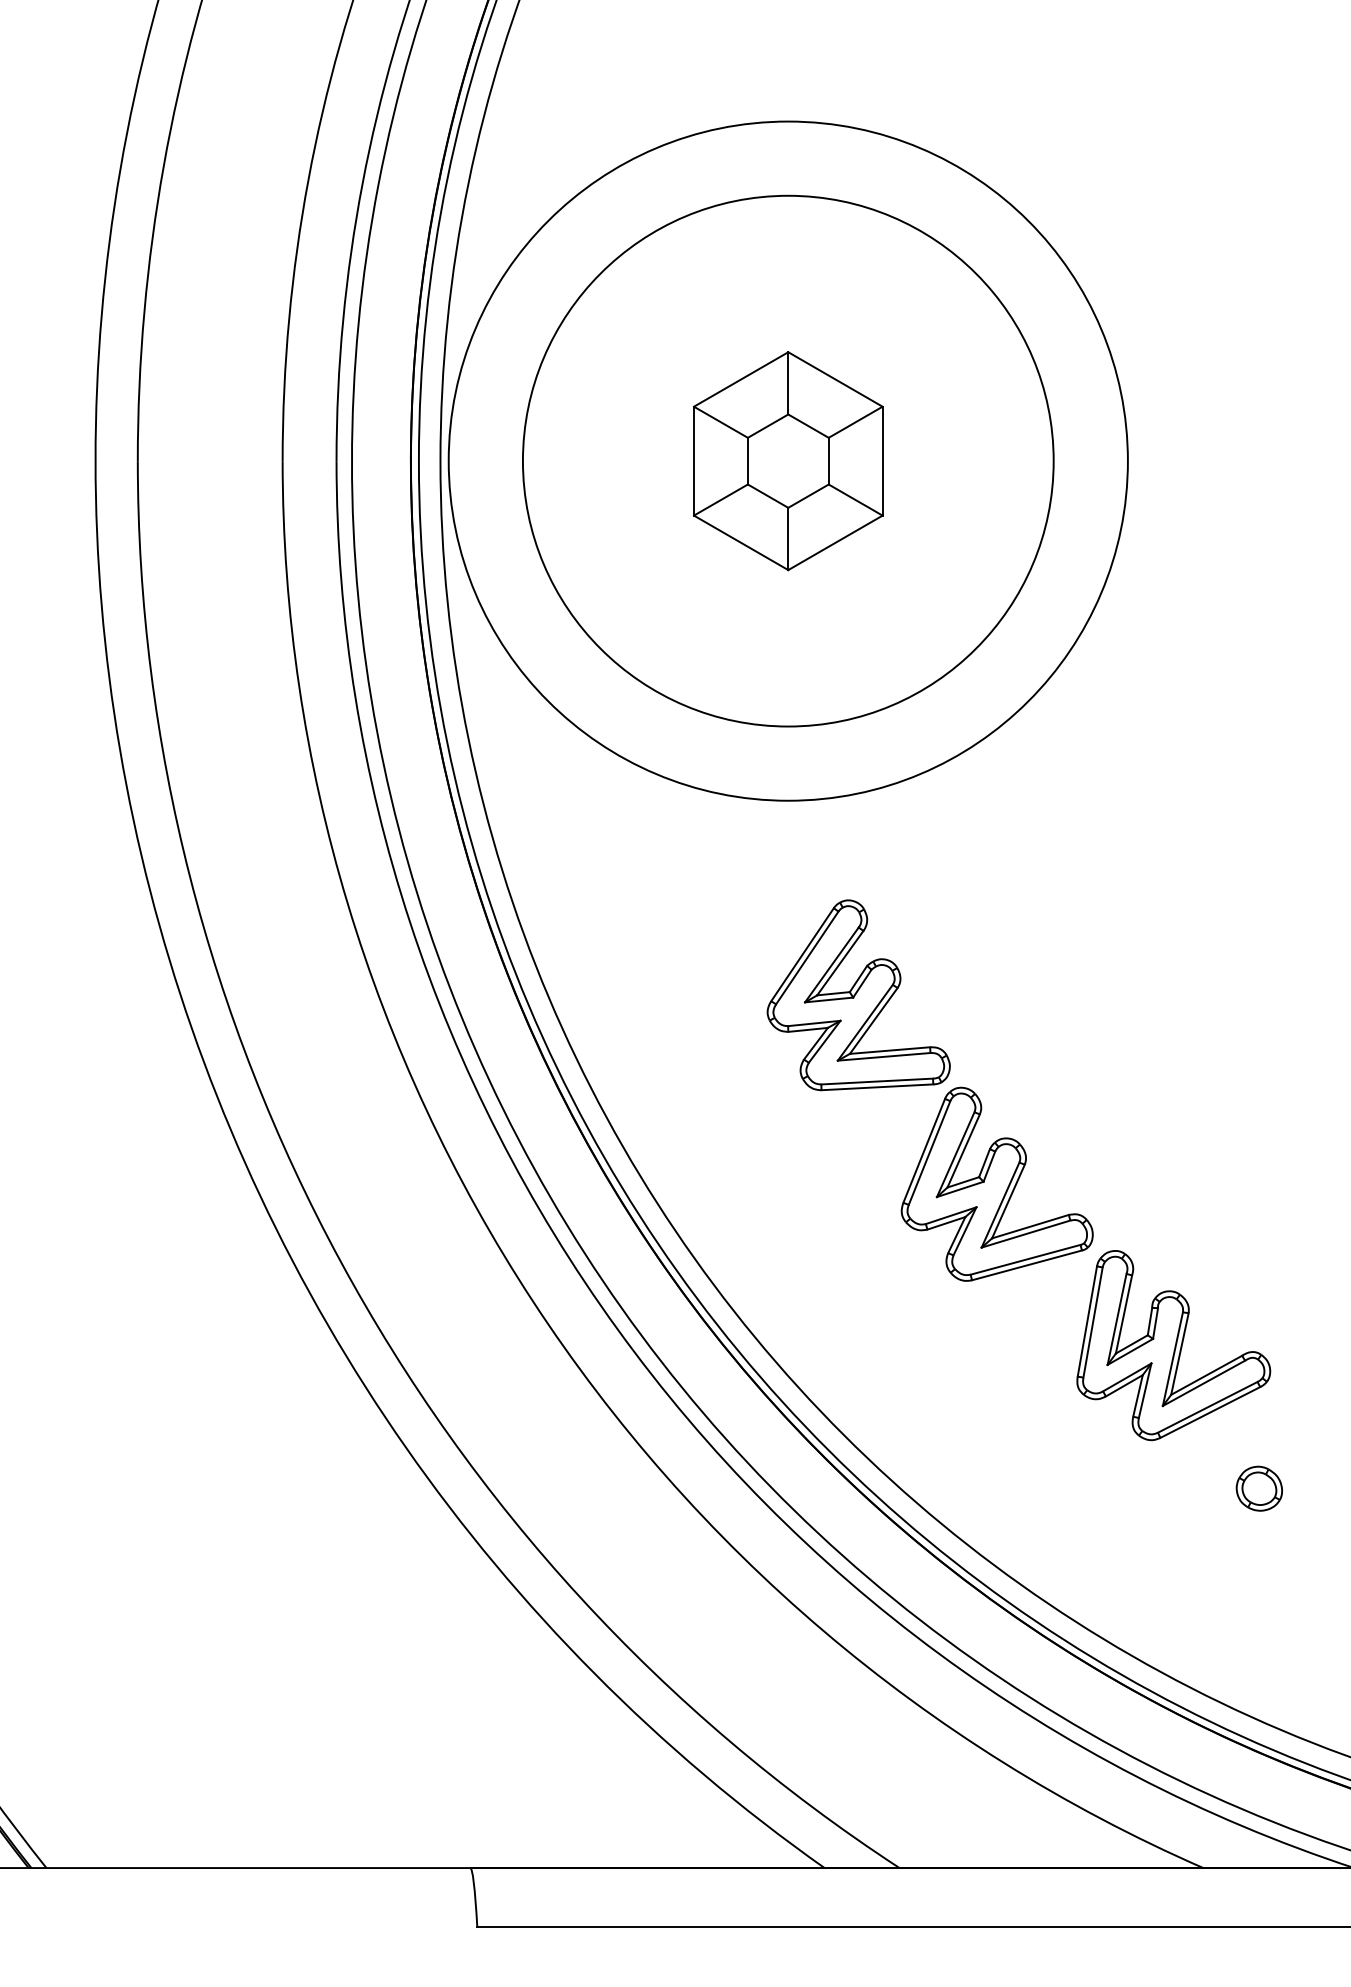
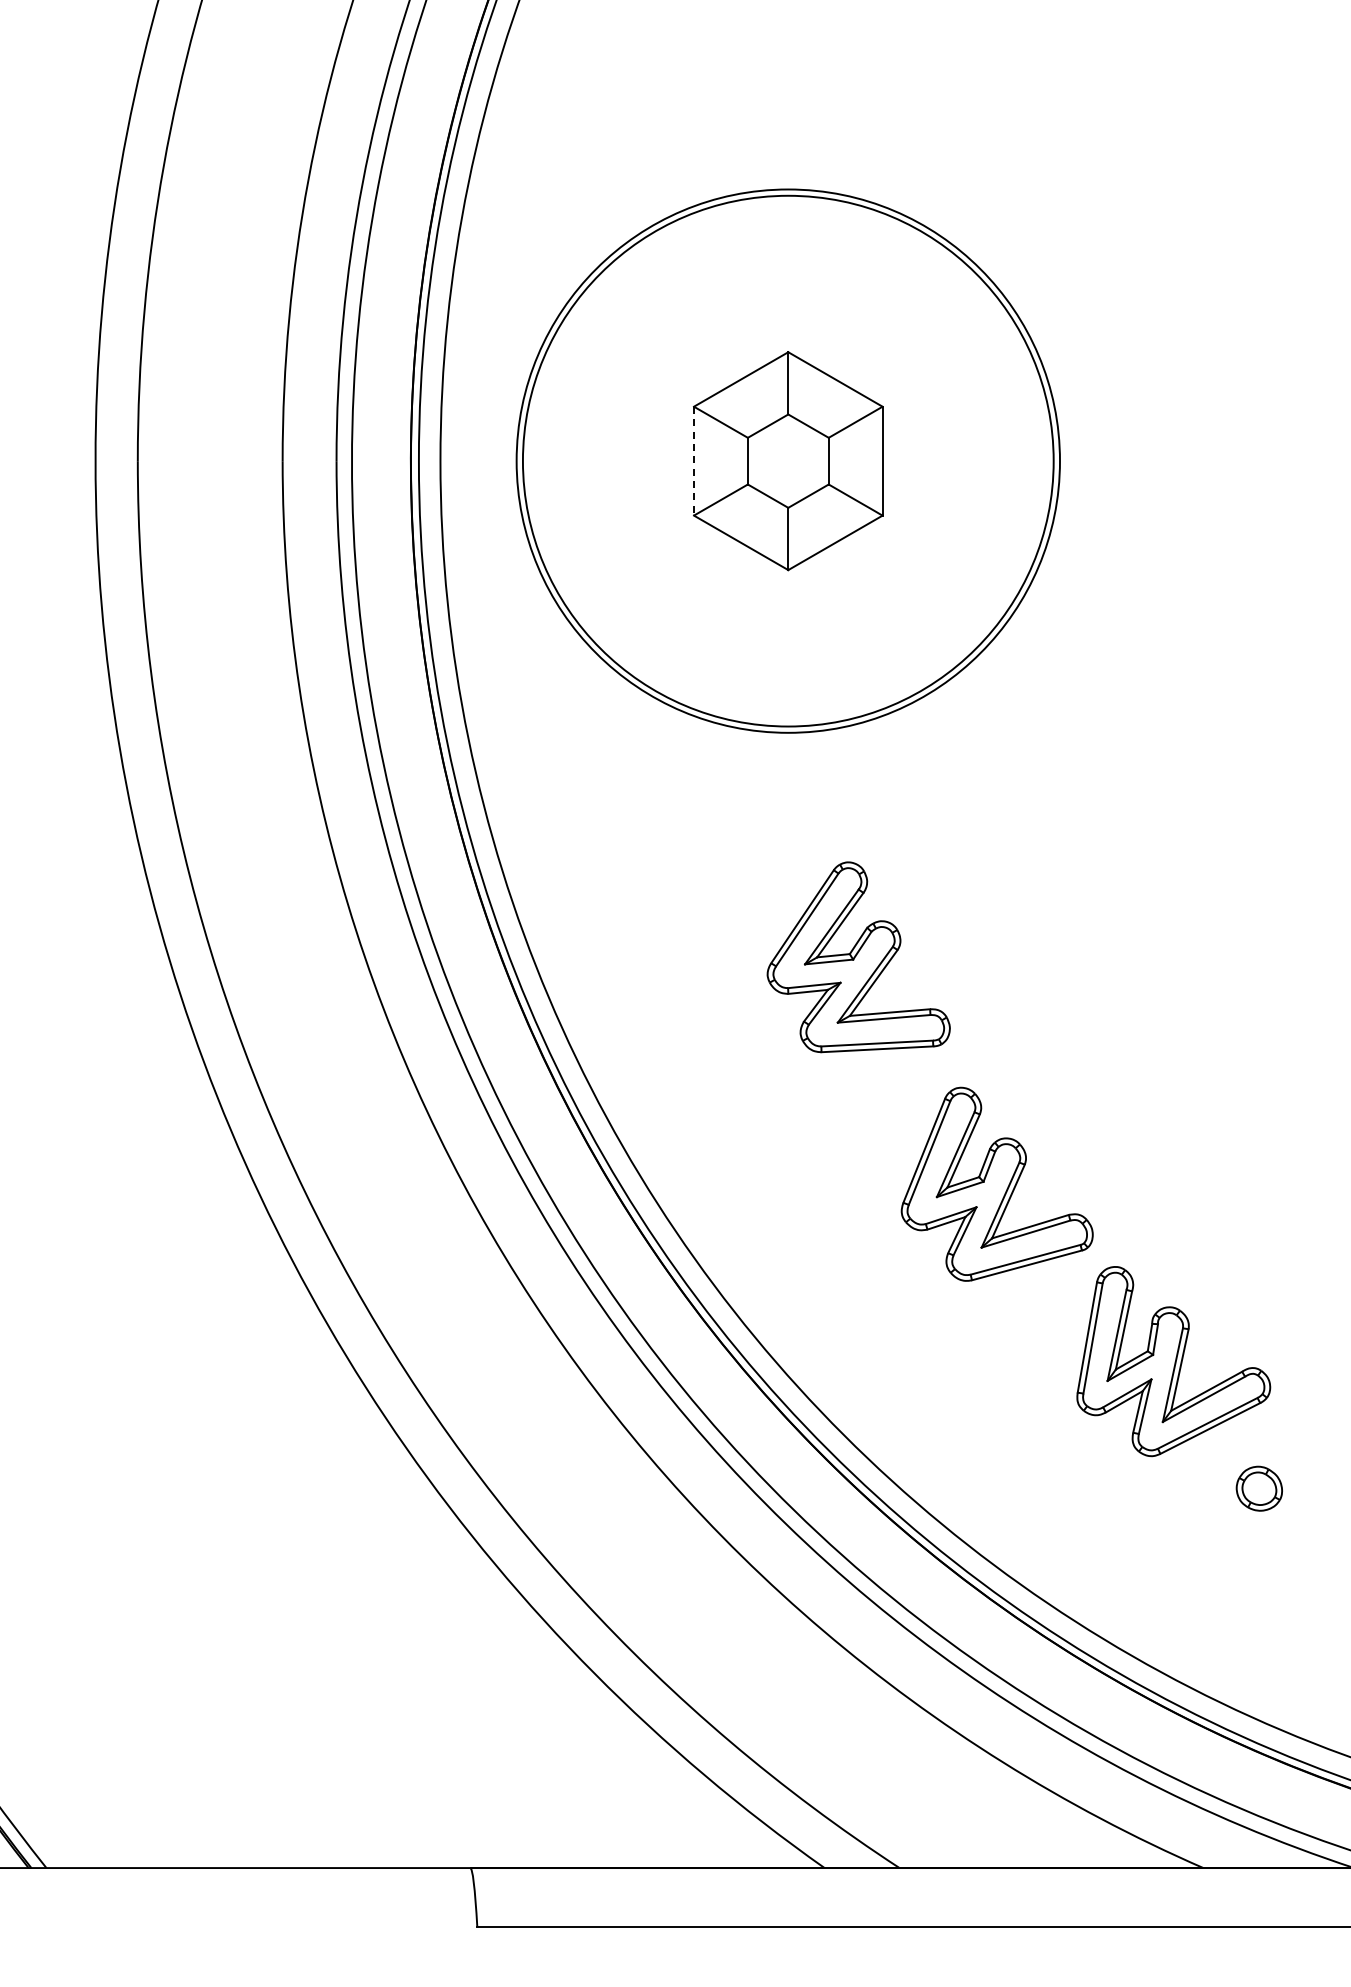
circle diameter: 679 px -> 543 px (787, 460)
line: solid -> dashed (693, 461)
part position: (858, 995) -> (858, 957) (858, 957)
part position: (1173, 1345) -> (1173, 1361) (1173, 1361)
